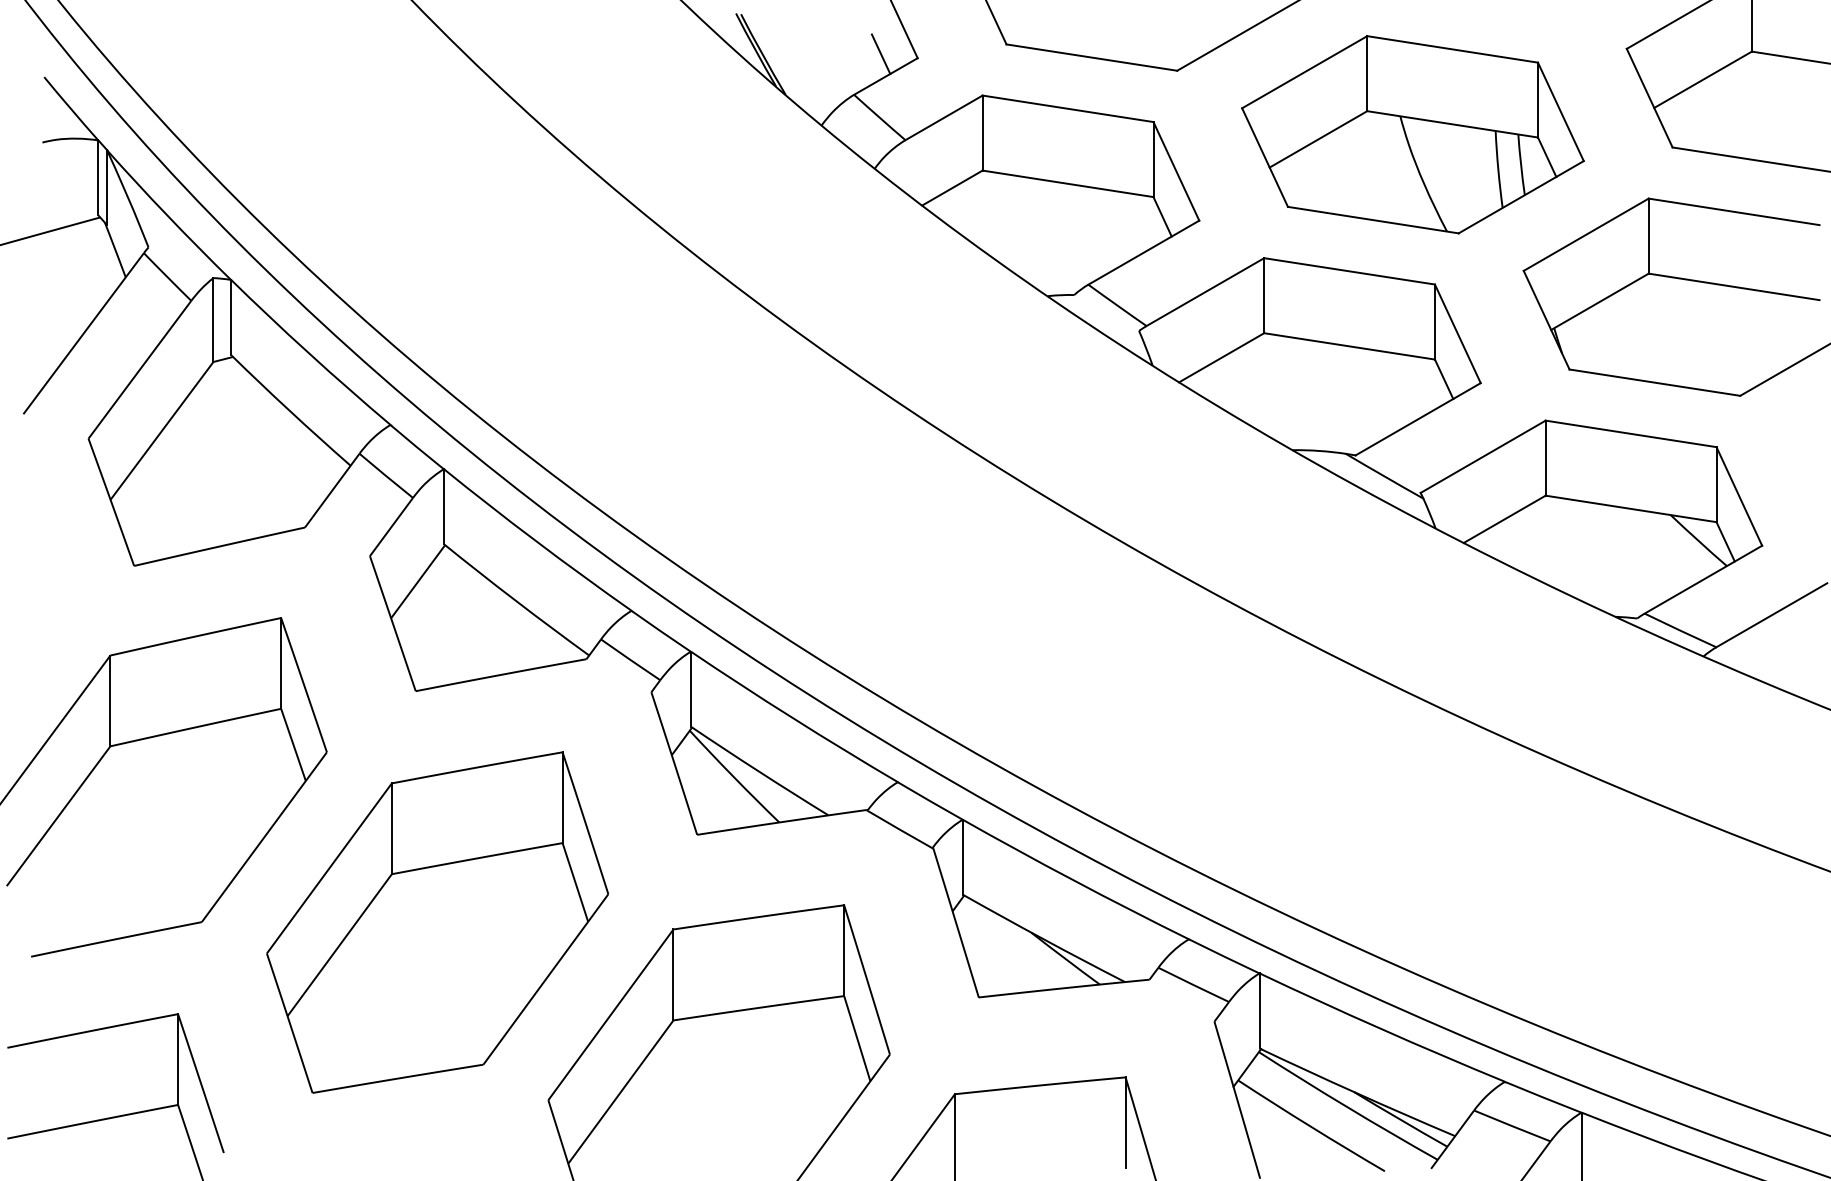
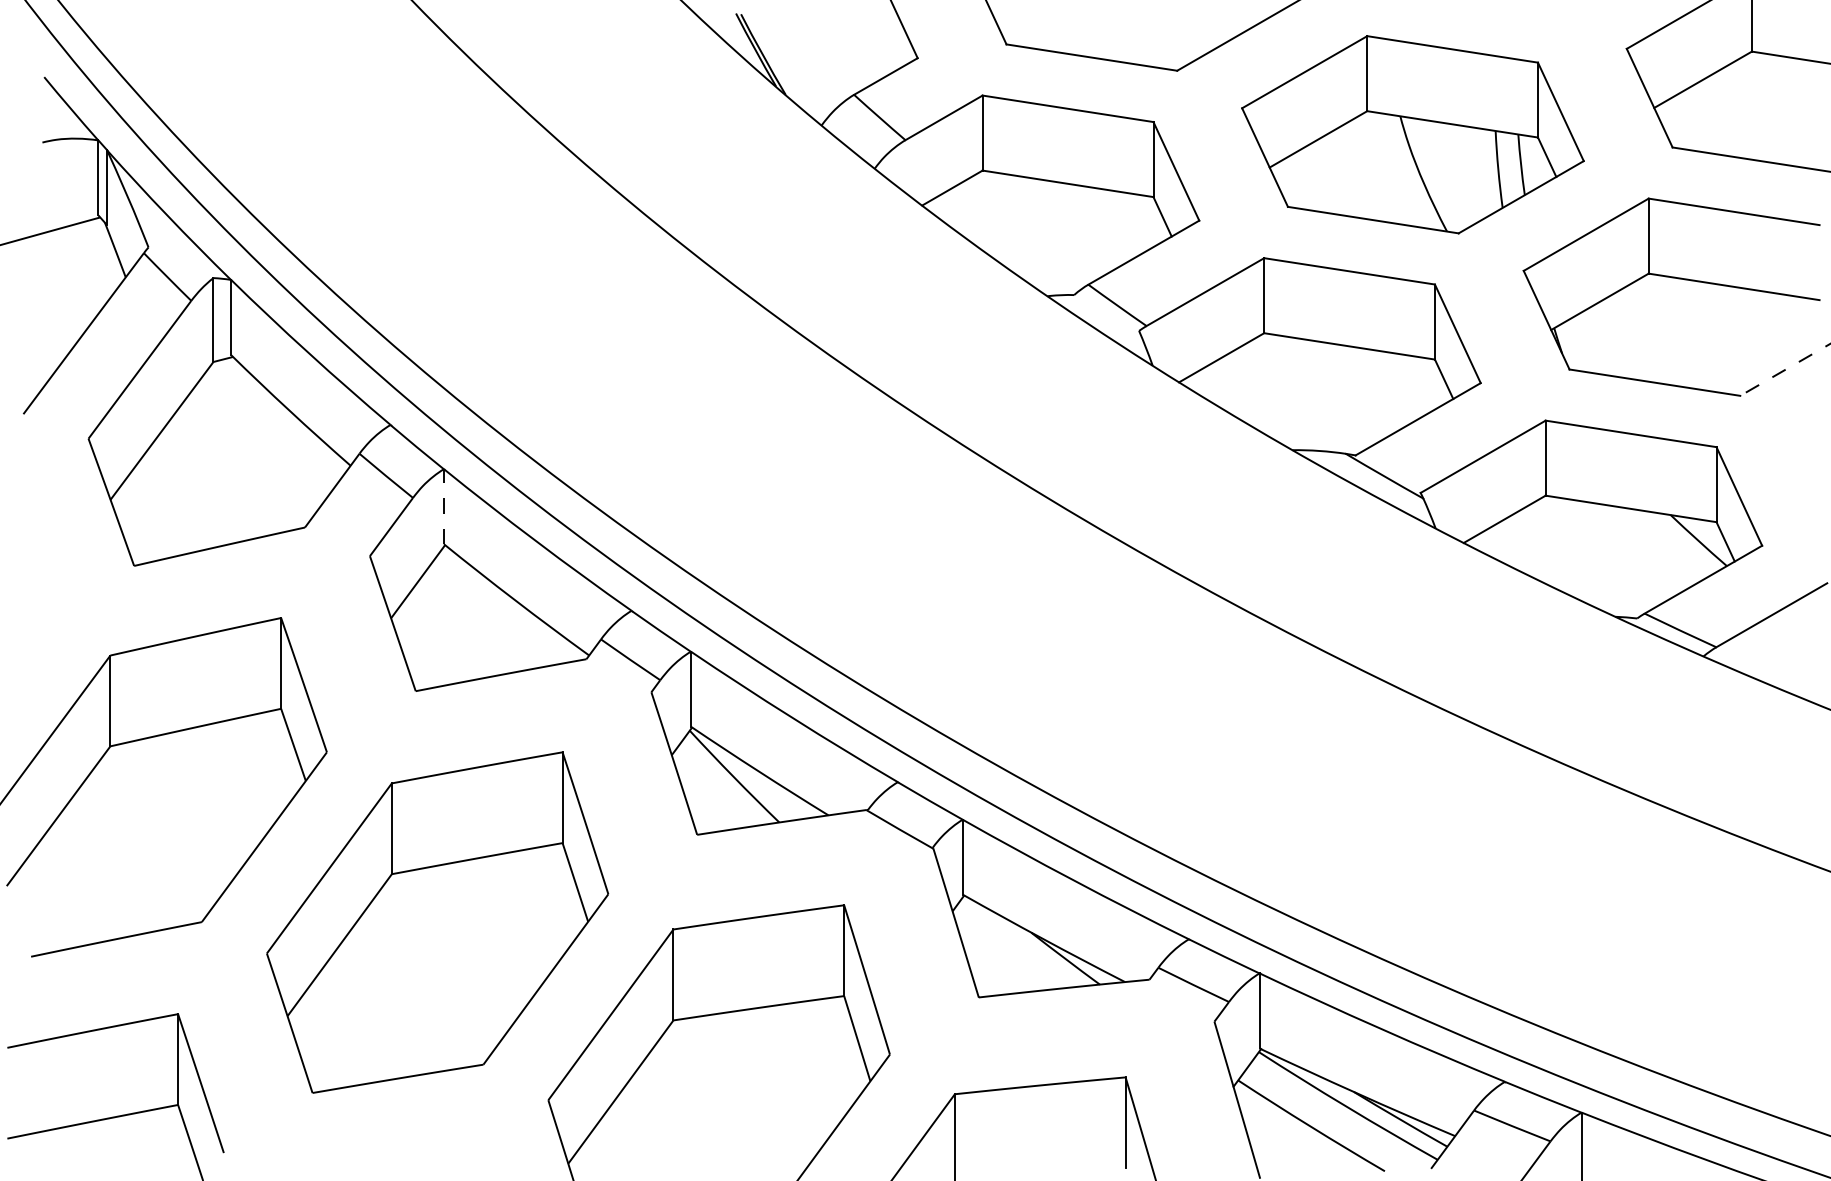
line: present -> none (880, 53)
line: solid -> dashed (1785, 369)
line: solid -> dashed (443, 506)
